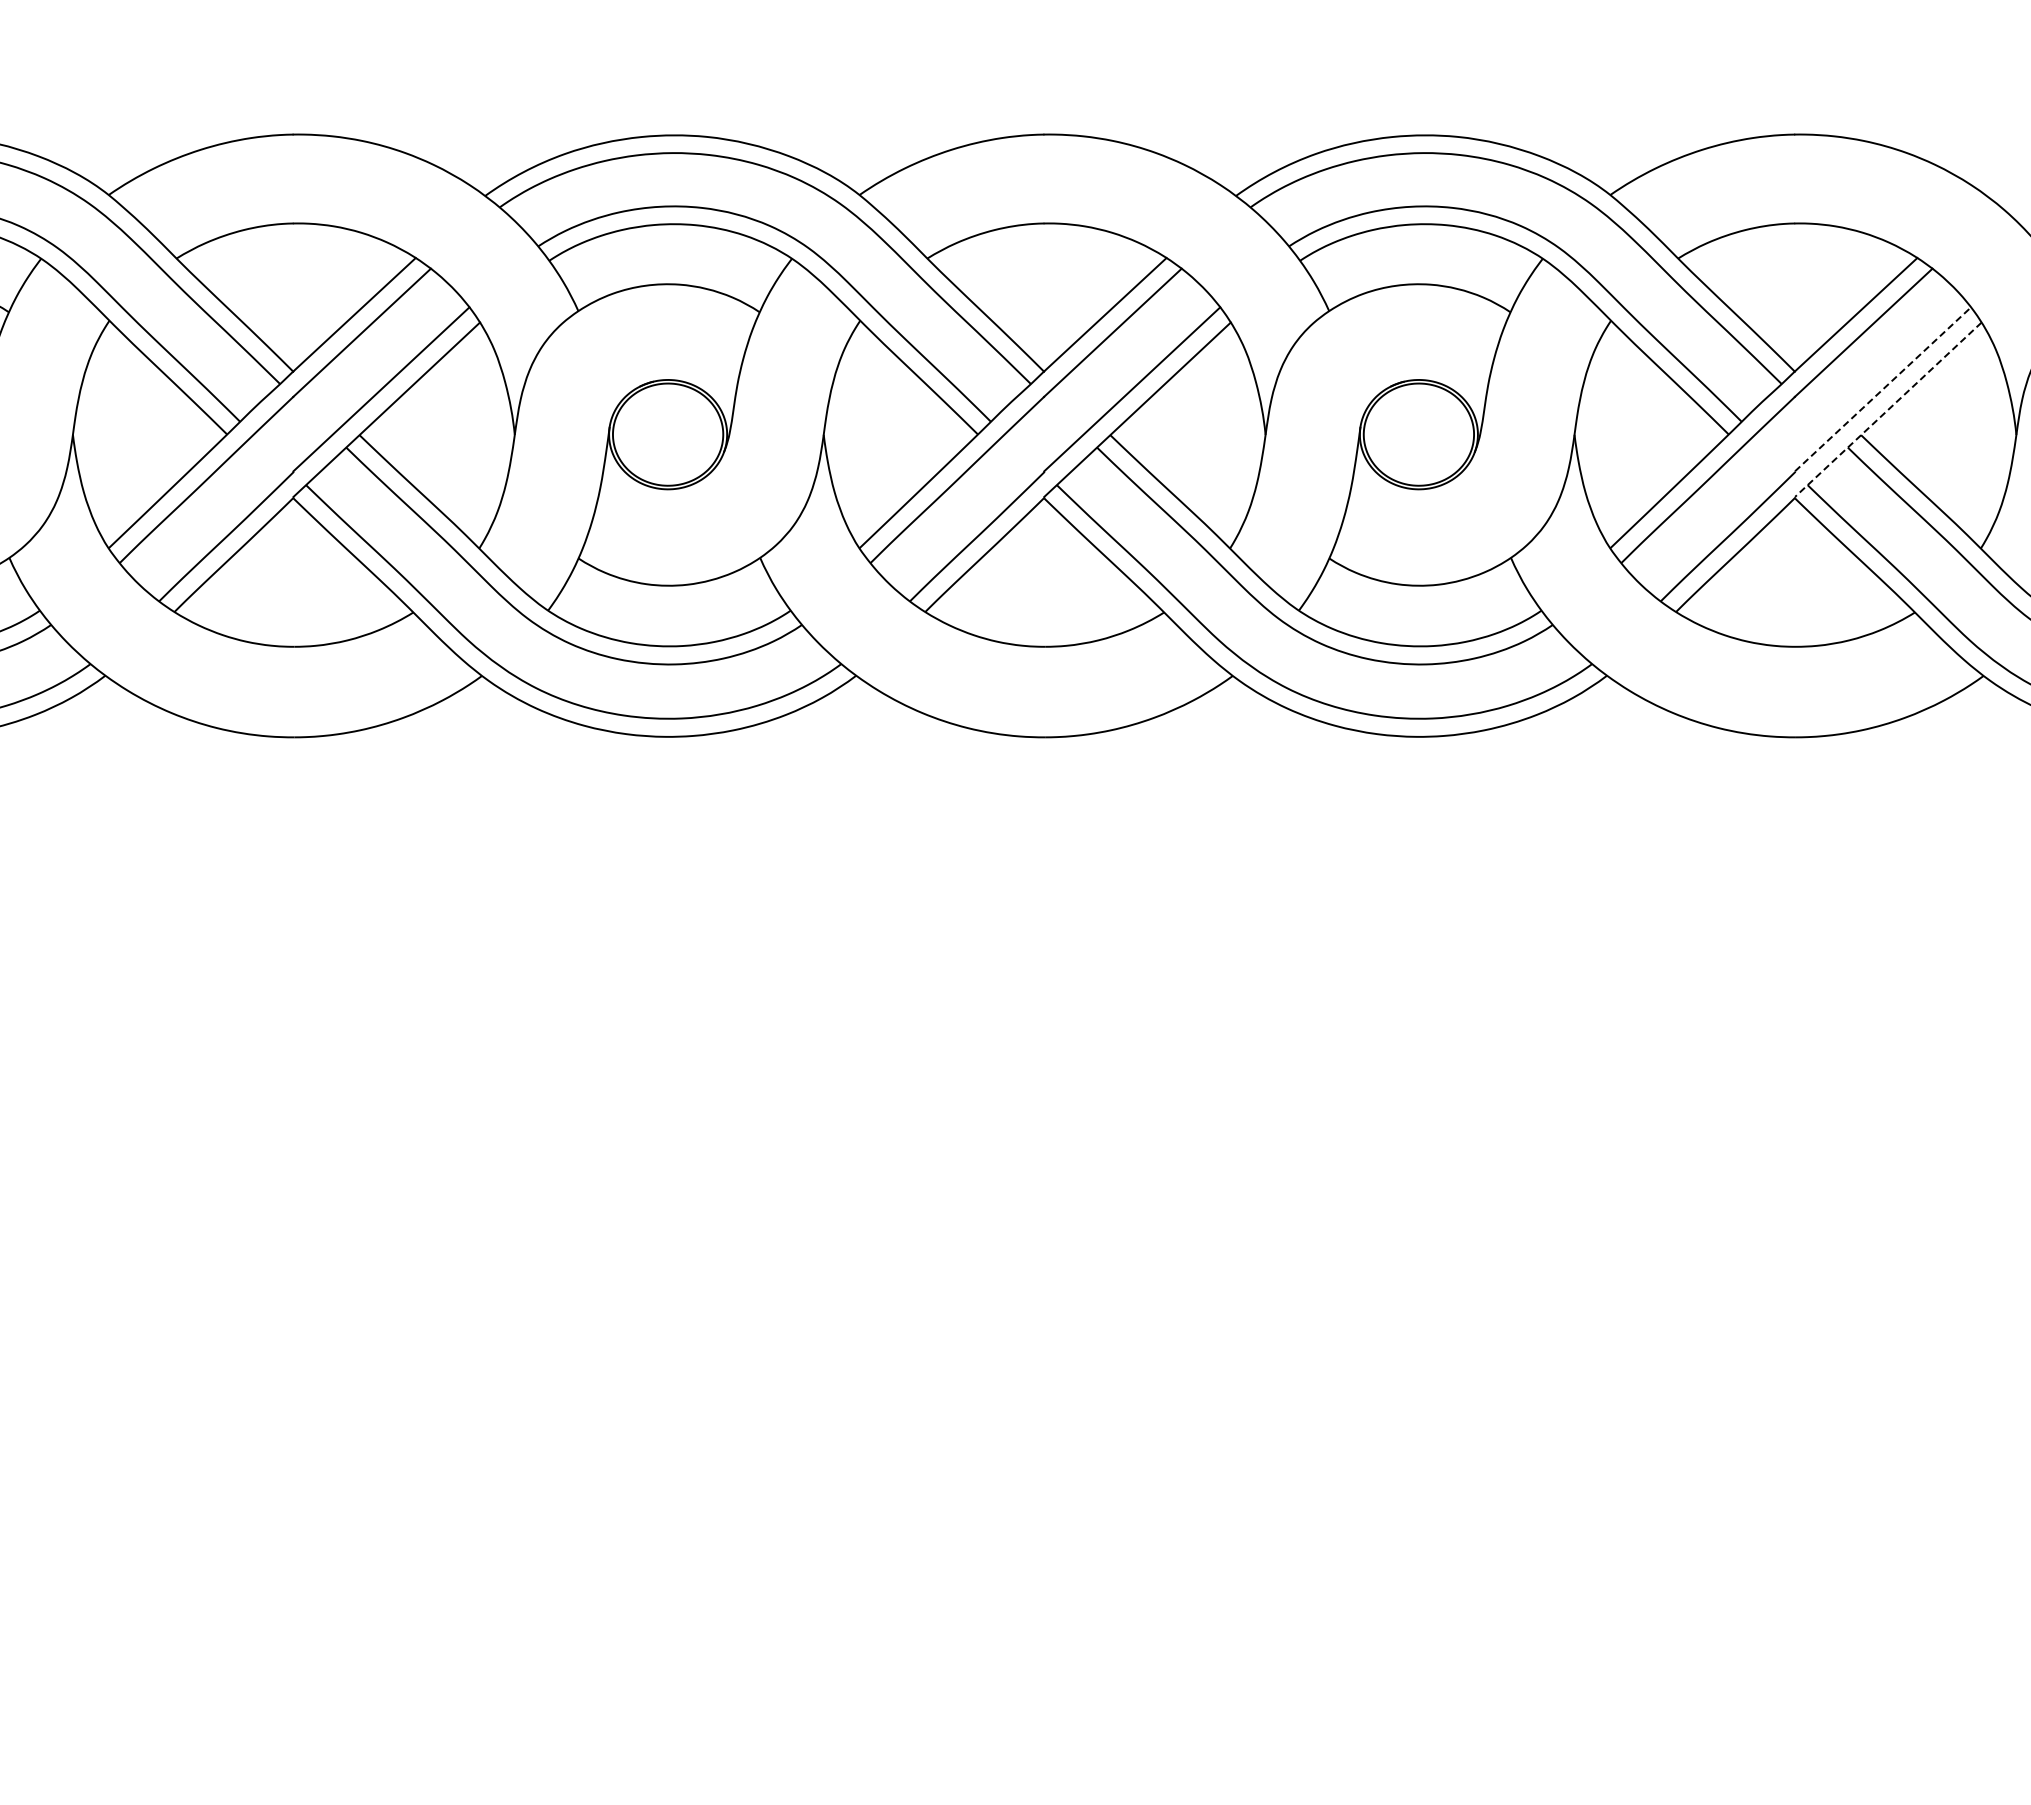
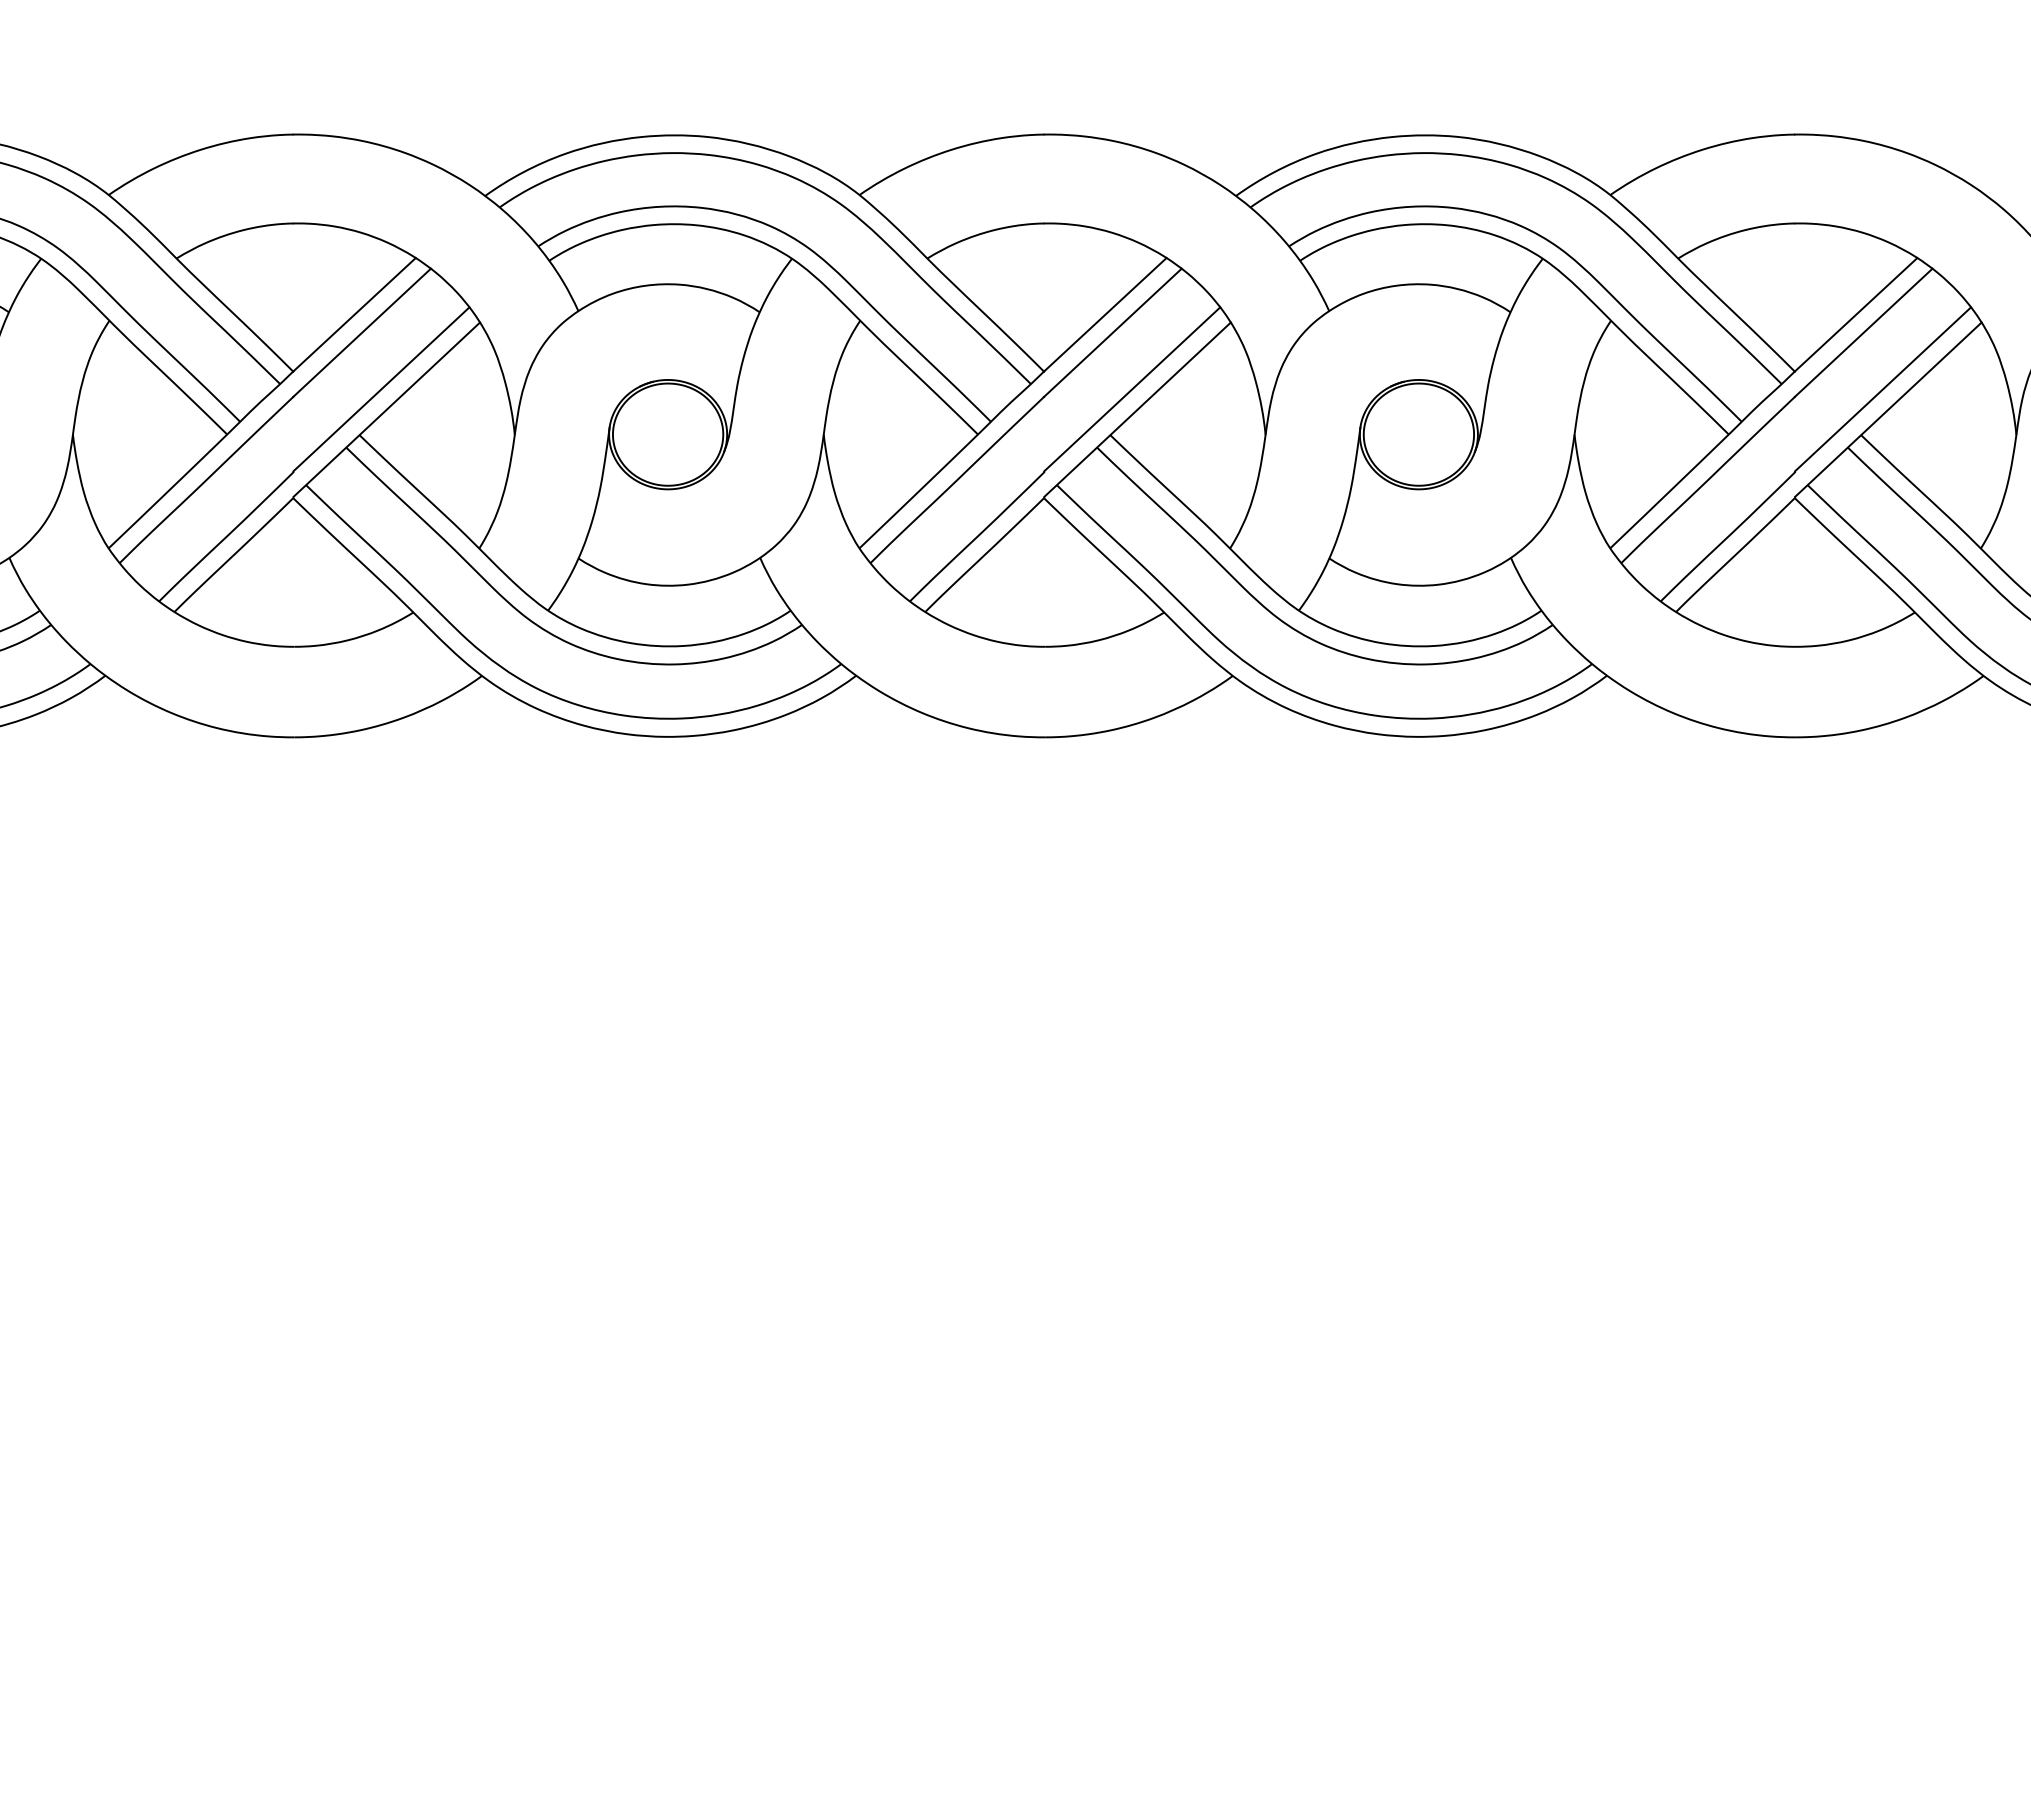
line: dashed -> solid (1883, 388)
line: dashed -> solid (1888, 409)
